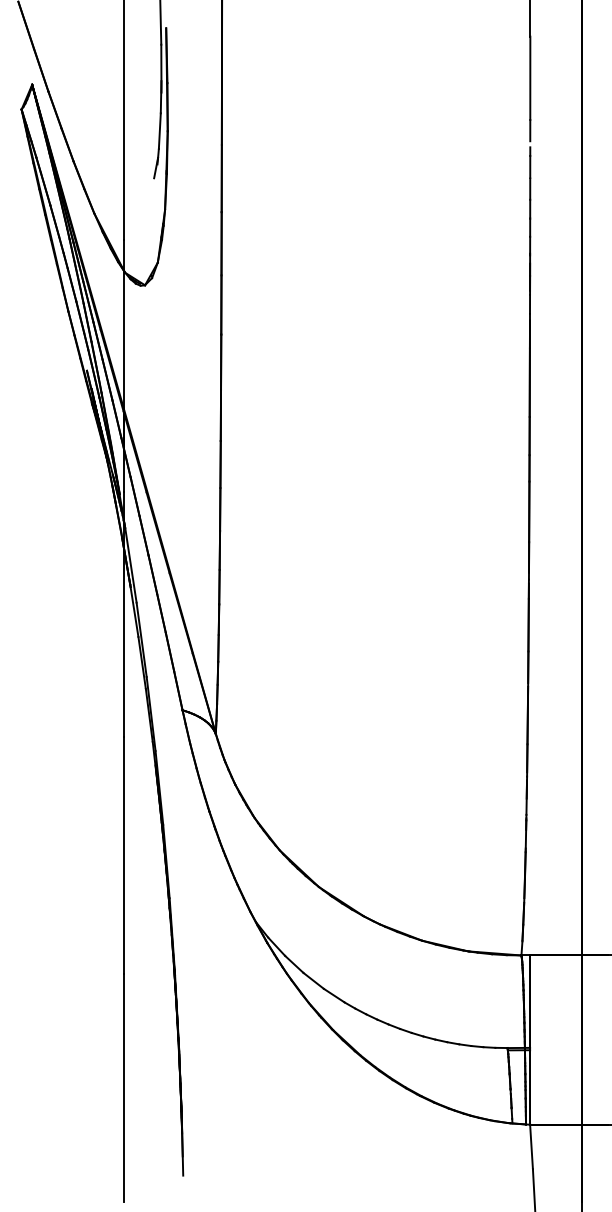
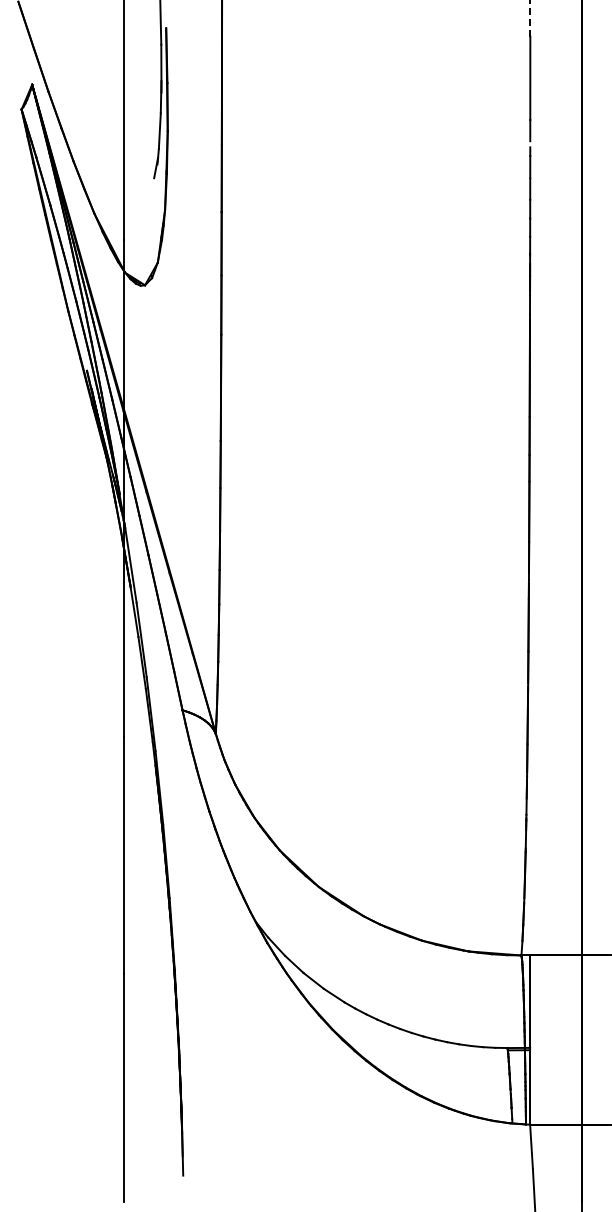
line: solid -> dashed (530, 18)
